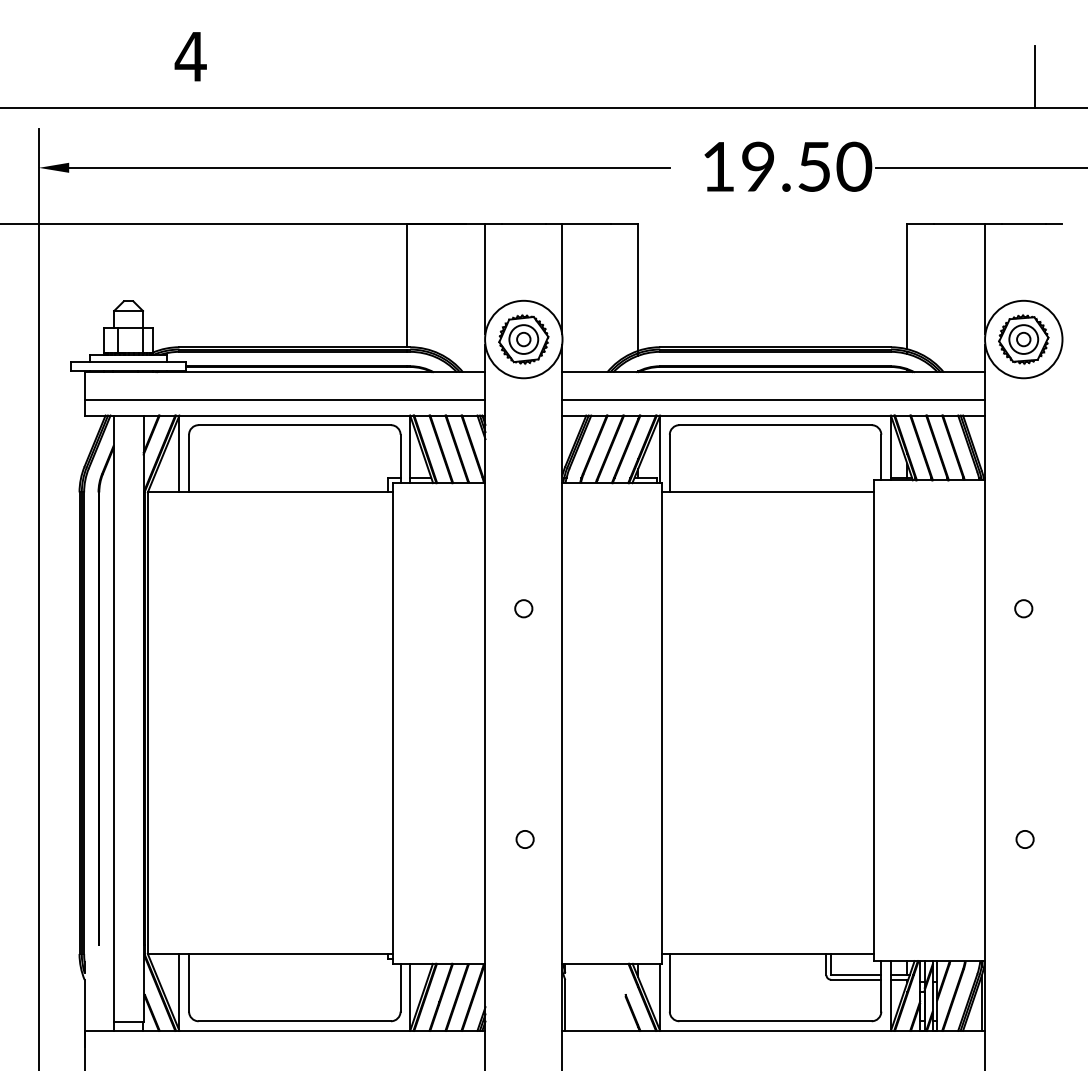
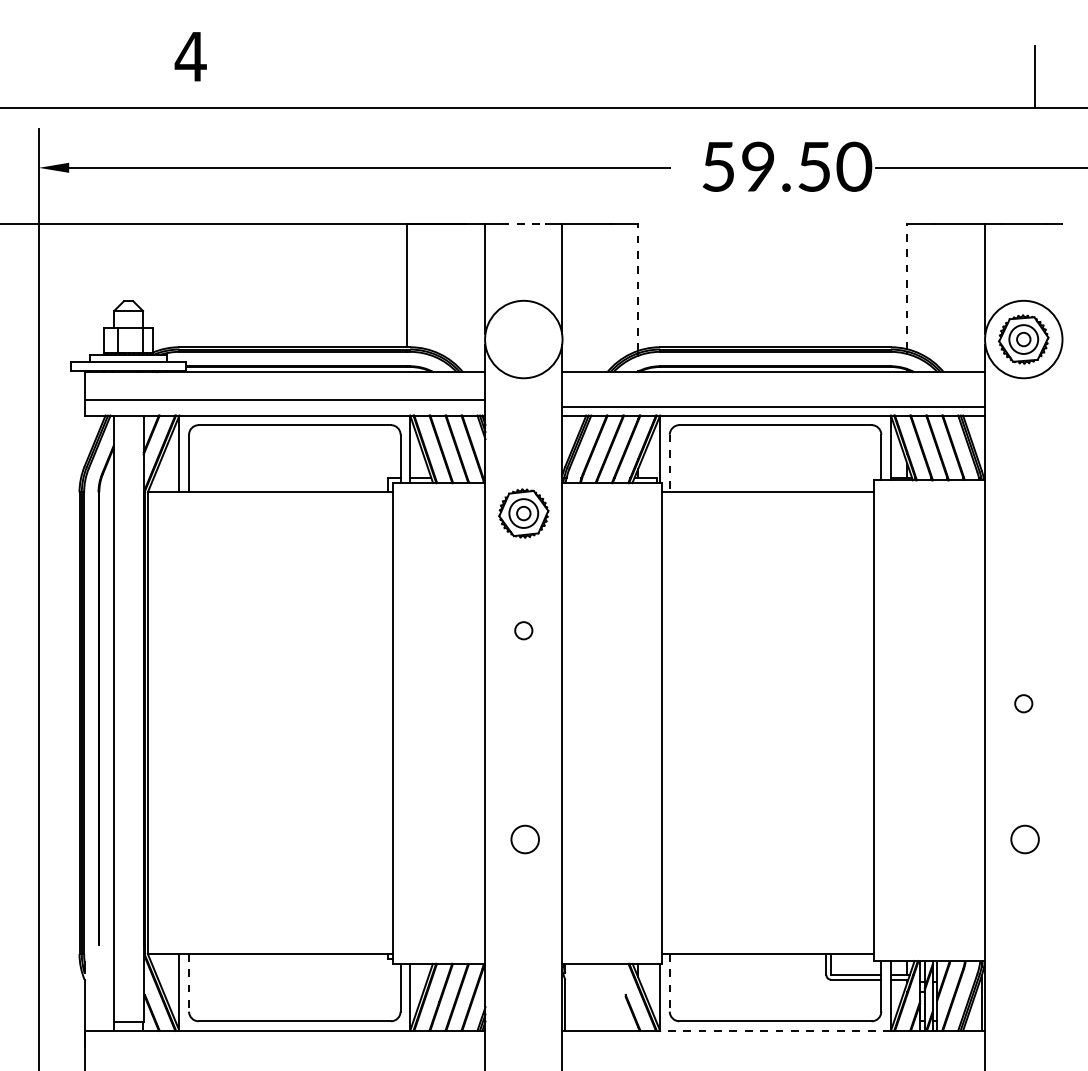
text: 19.50 -> 59.50 (717, 166)
line: solid -> dashed (524, 224)
line: solid -> dashed (907, 286)
line: solid -> dashed (638, 287)
part position: (523, 339) -> (523, 513) (523, 513)
line position: (773, 399) -> (773, 406) (773, 406)
line: solid -> dashed (669, 463)
circle position: (523, 608) -> (523, 630) (523, 630)
circle position: (1023, 608) -> (1023, 703) (1023, 703)
circle size: 20x19 px -> 30x31 px (524, 839)
circle diameter: 17 px -> 28 px (1024, 839)
line: solid -> dashed (189, 982)
line: solid -> dashed (669, 982)
line: solid -> dashed (775, 1030)
